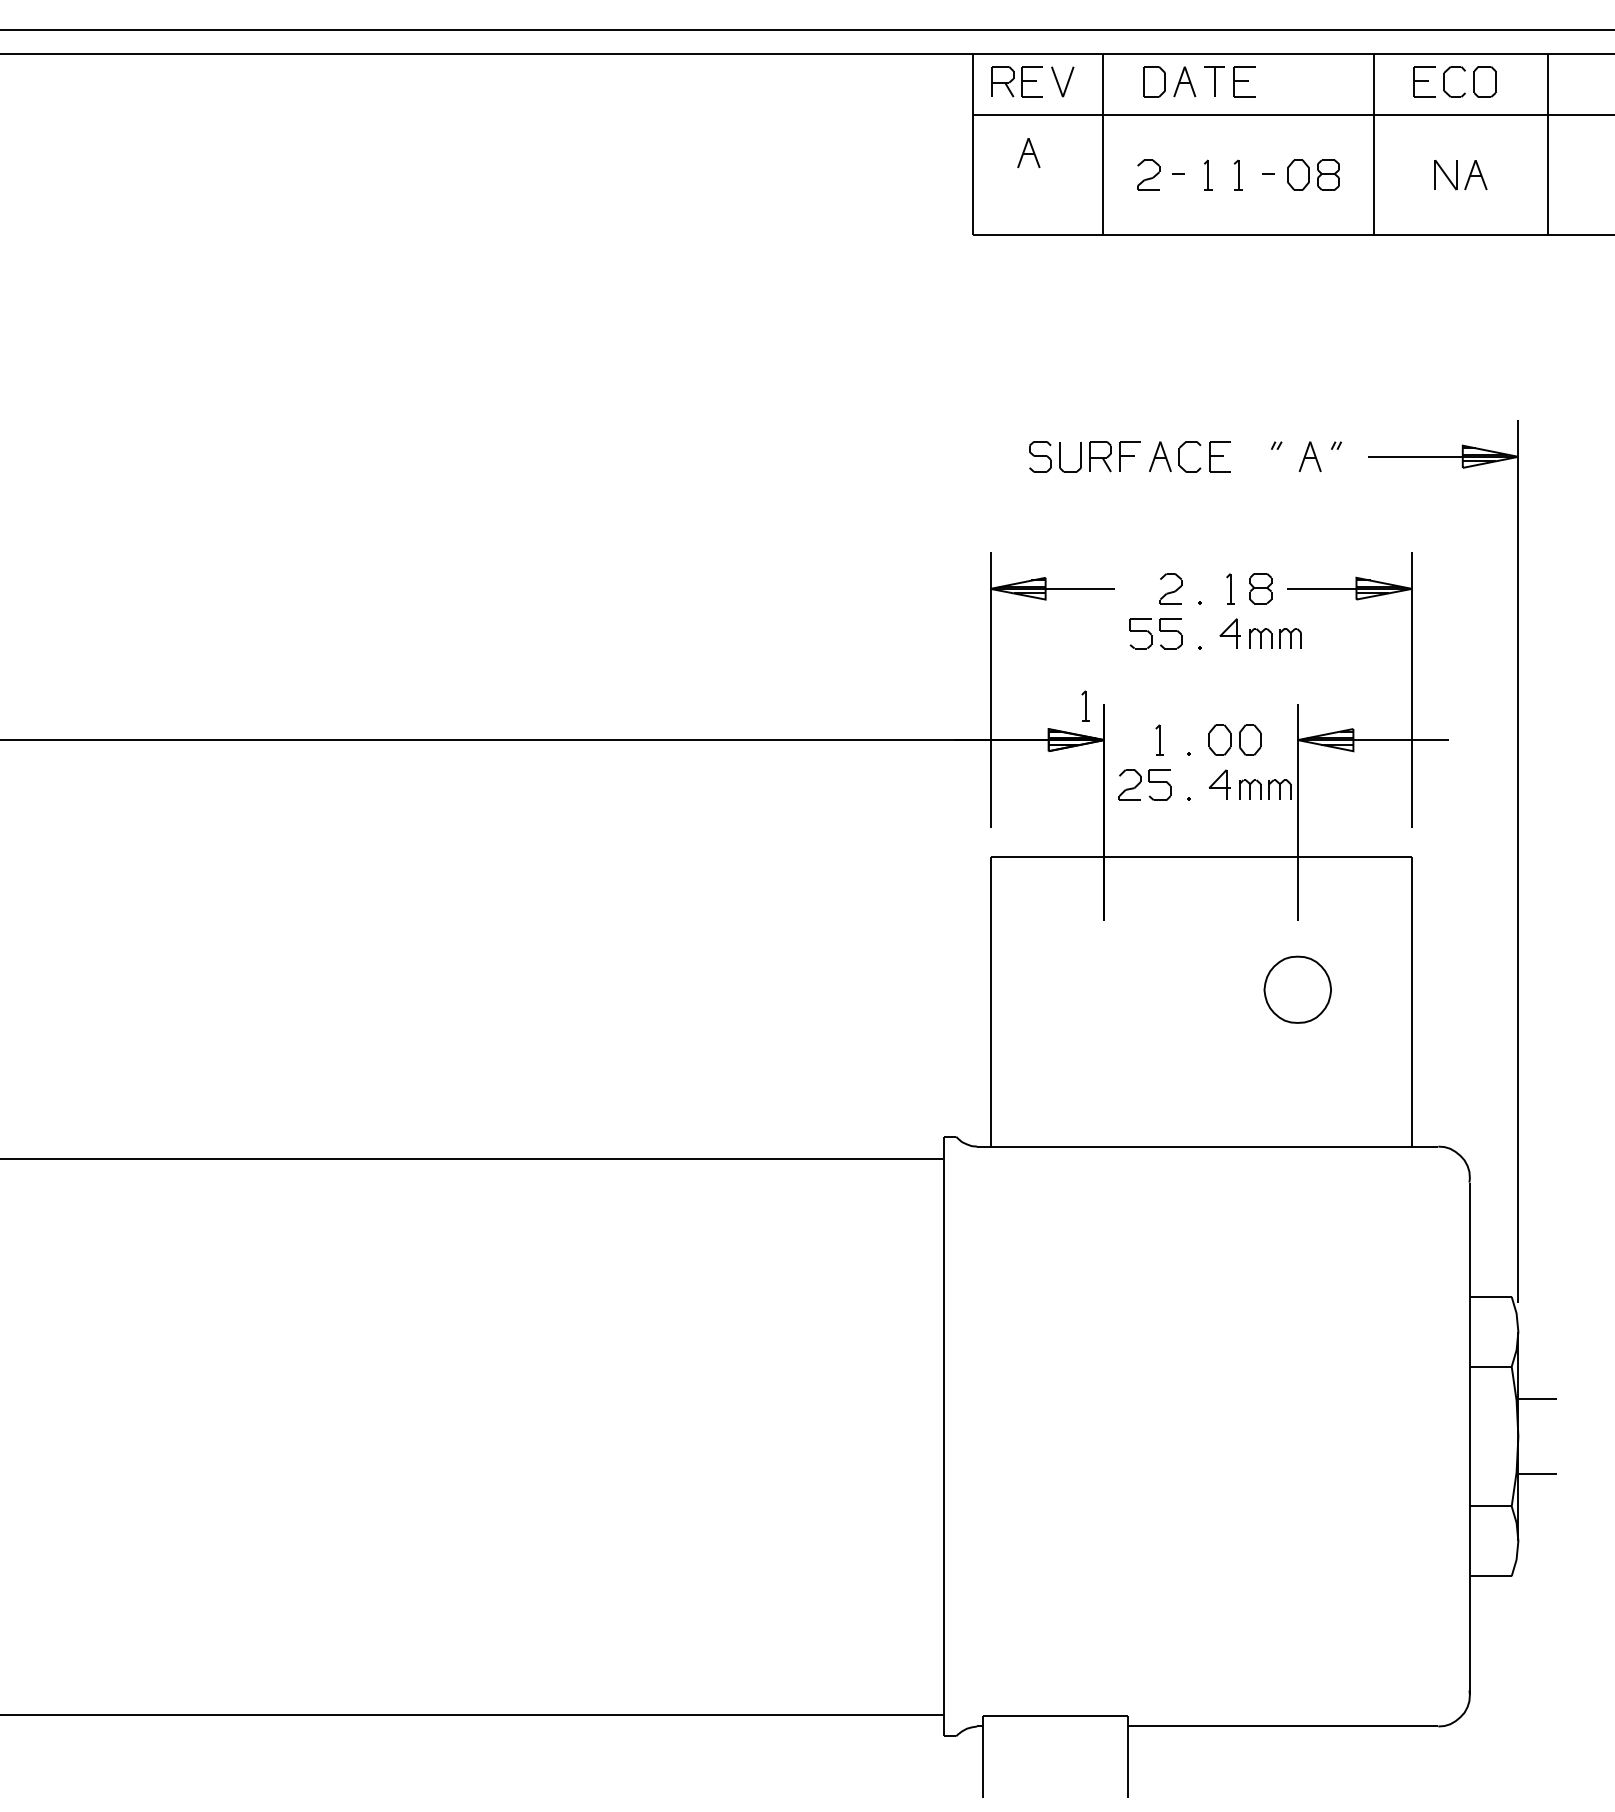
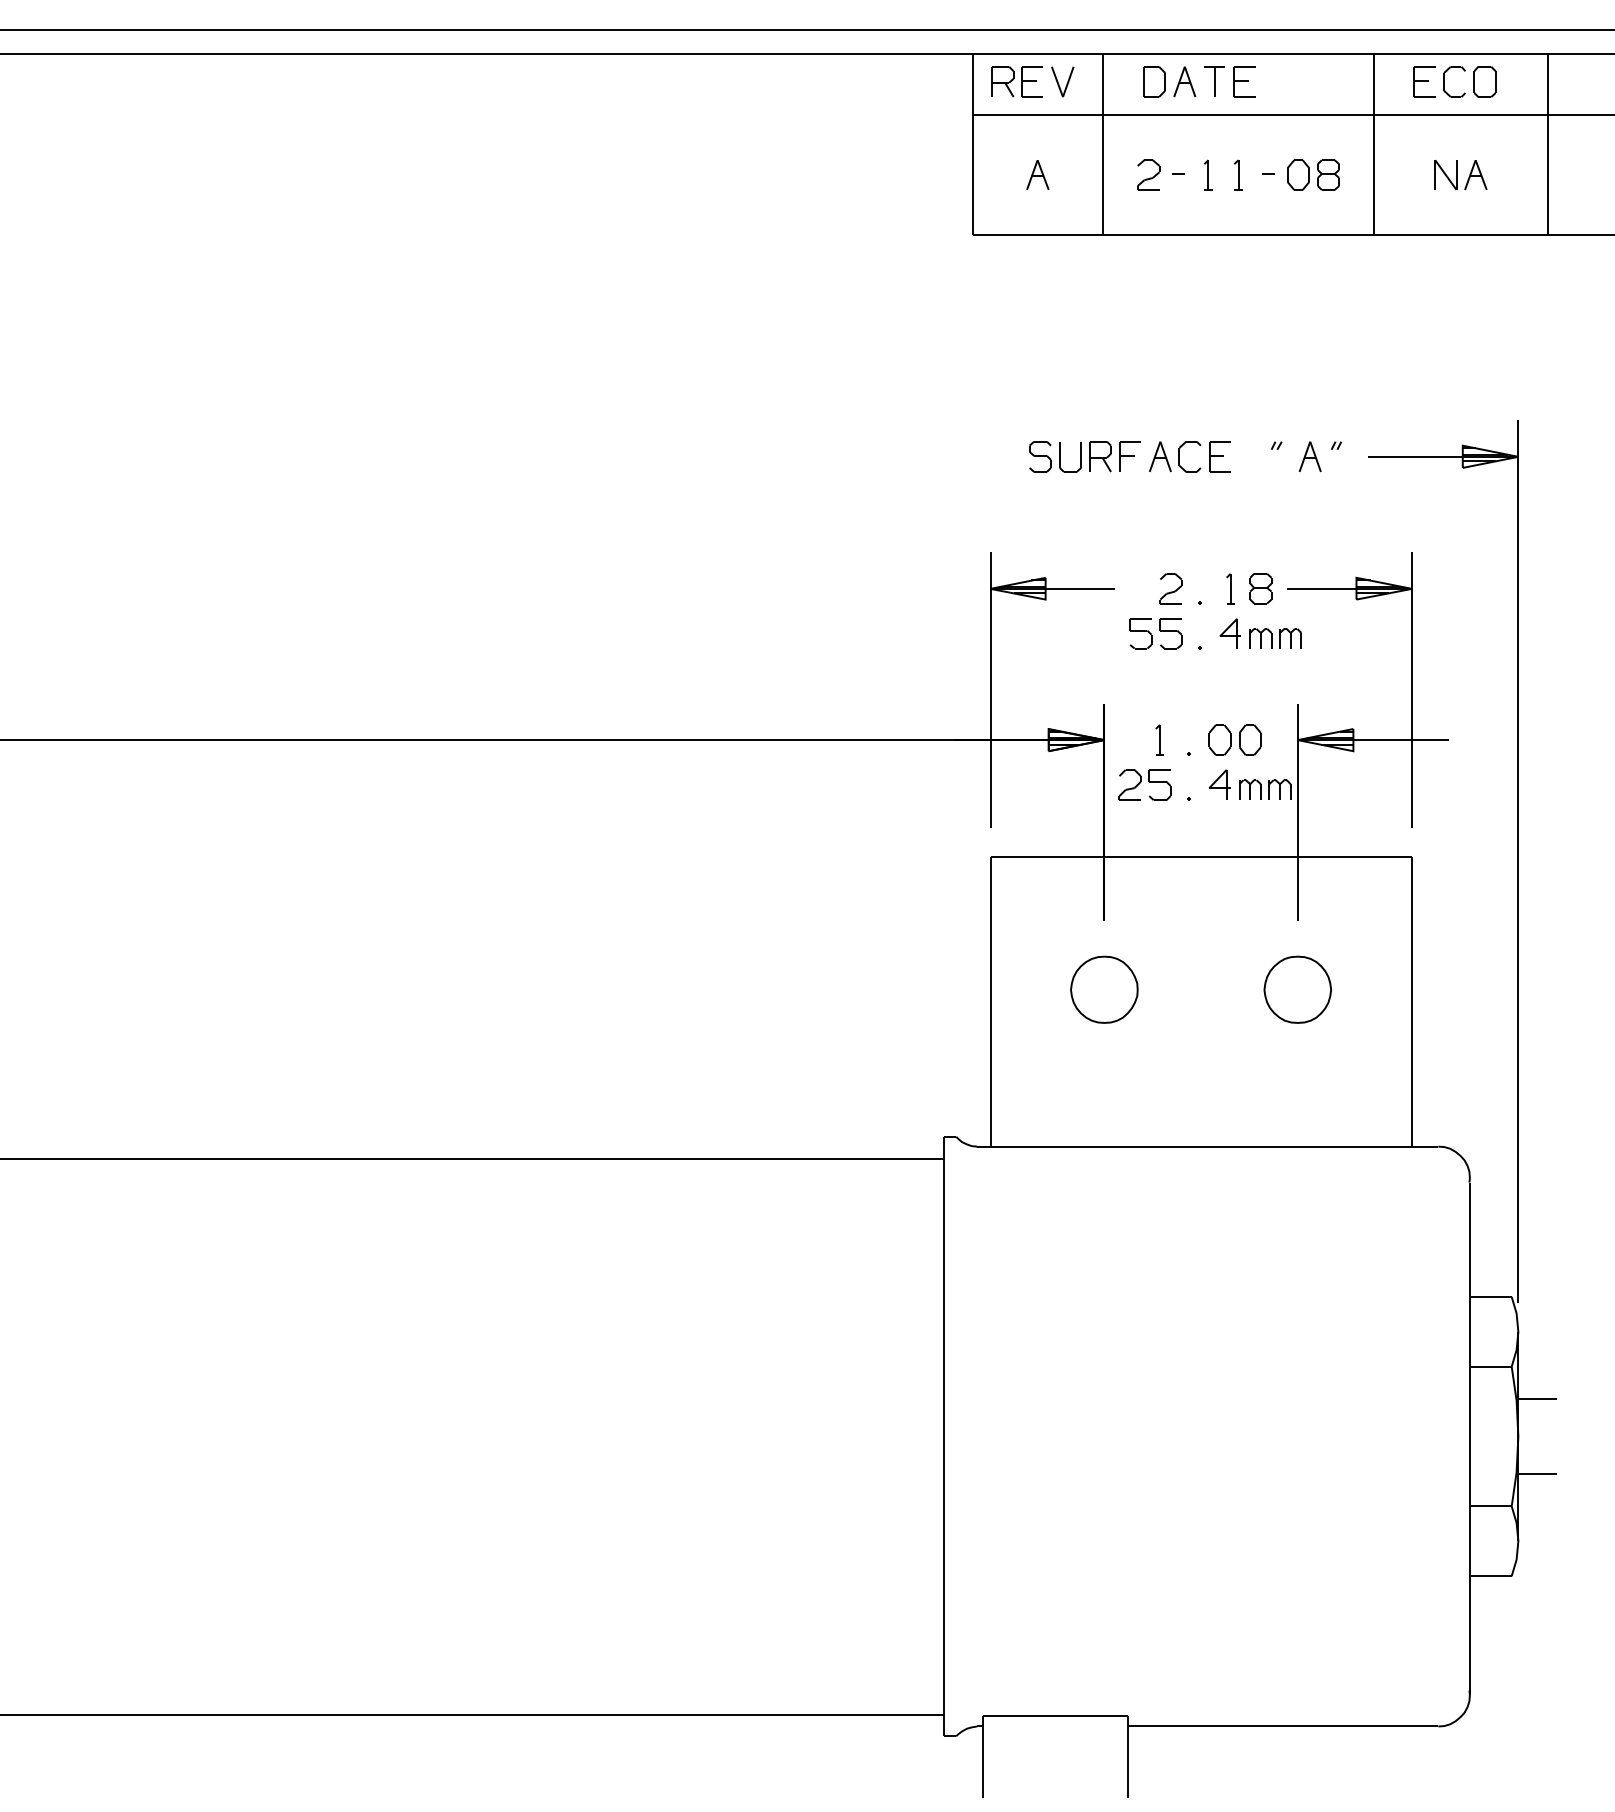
part position: (1028, 153) -> (1037, 175) (1037, 175)
part: present -> none (1085, 705)
part: none -> present (1104, 989)
